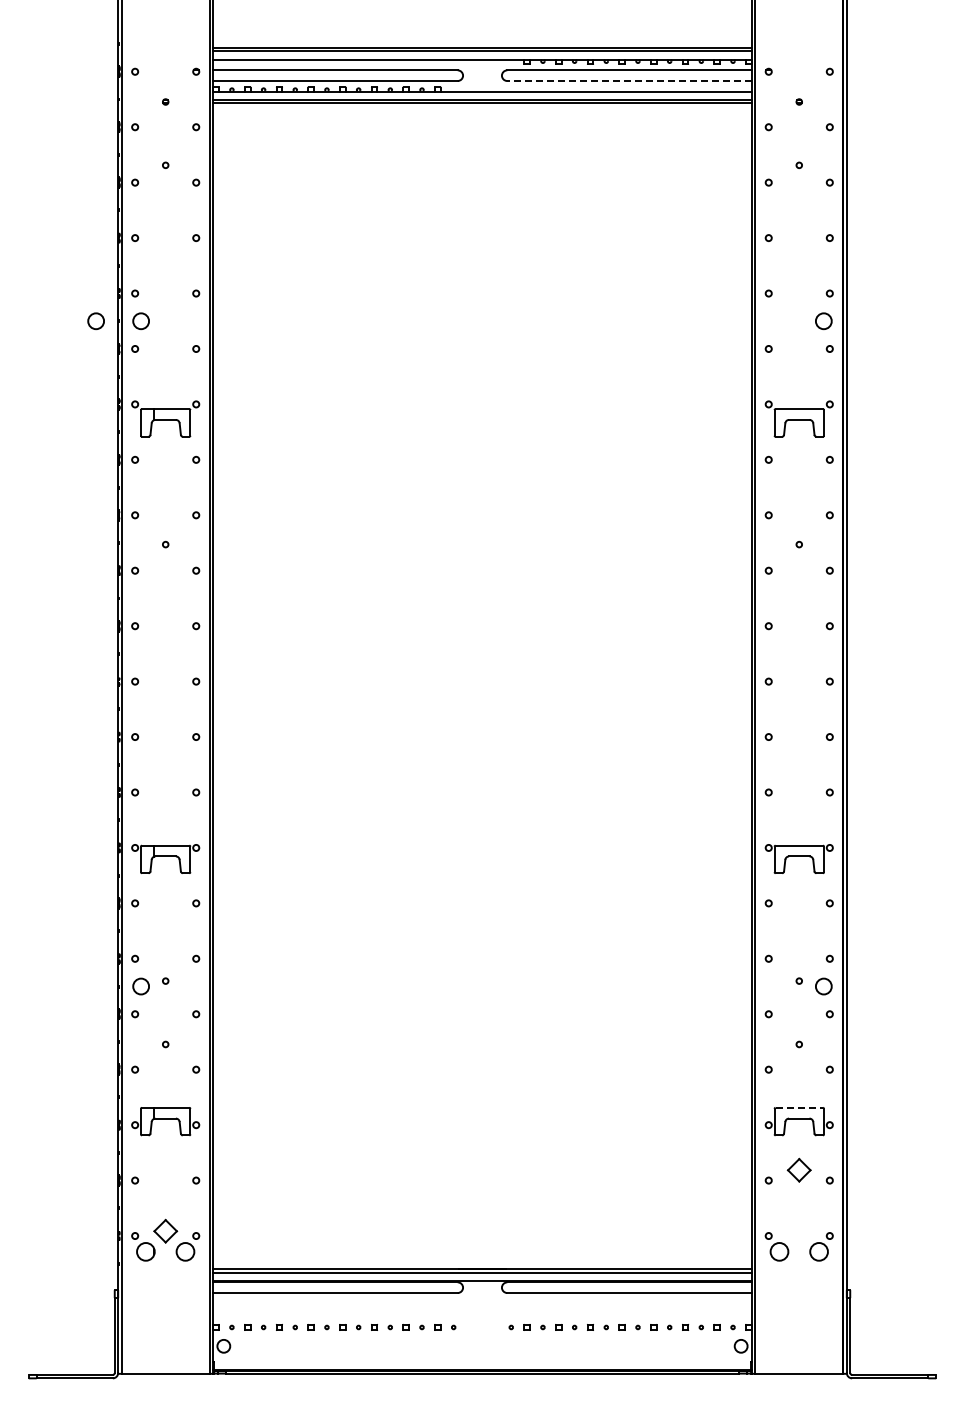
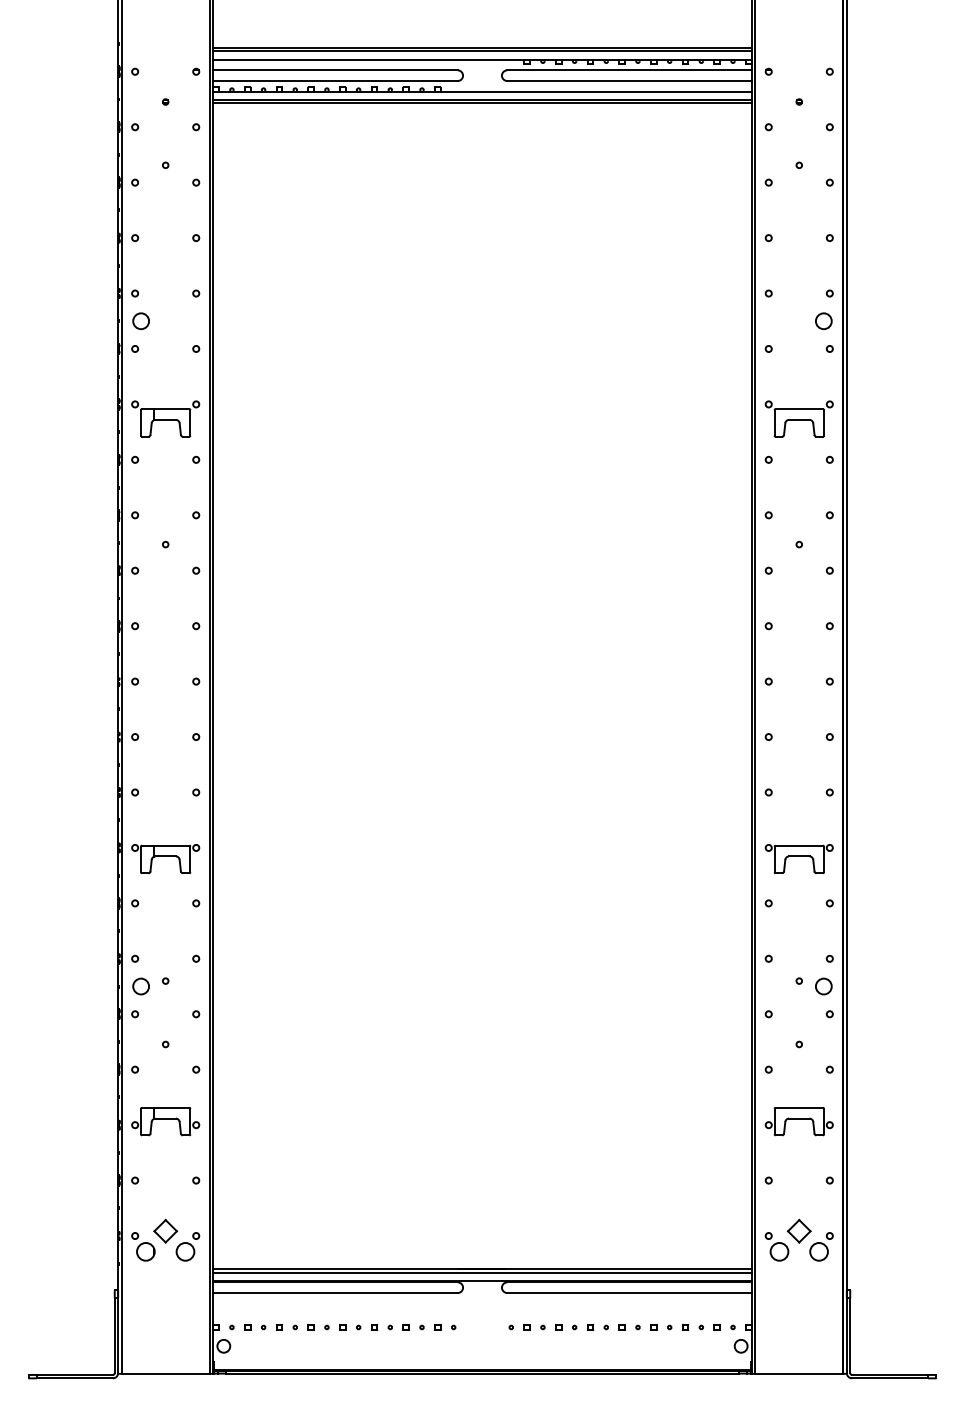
line: dashed -> solid (629, 81)
circle: present -> none (95, 321)
line: dashed -> solid (799, 1107)
part position: (798, 1169) -> (798, 1230) (798, 1230)
